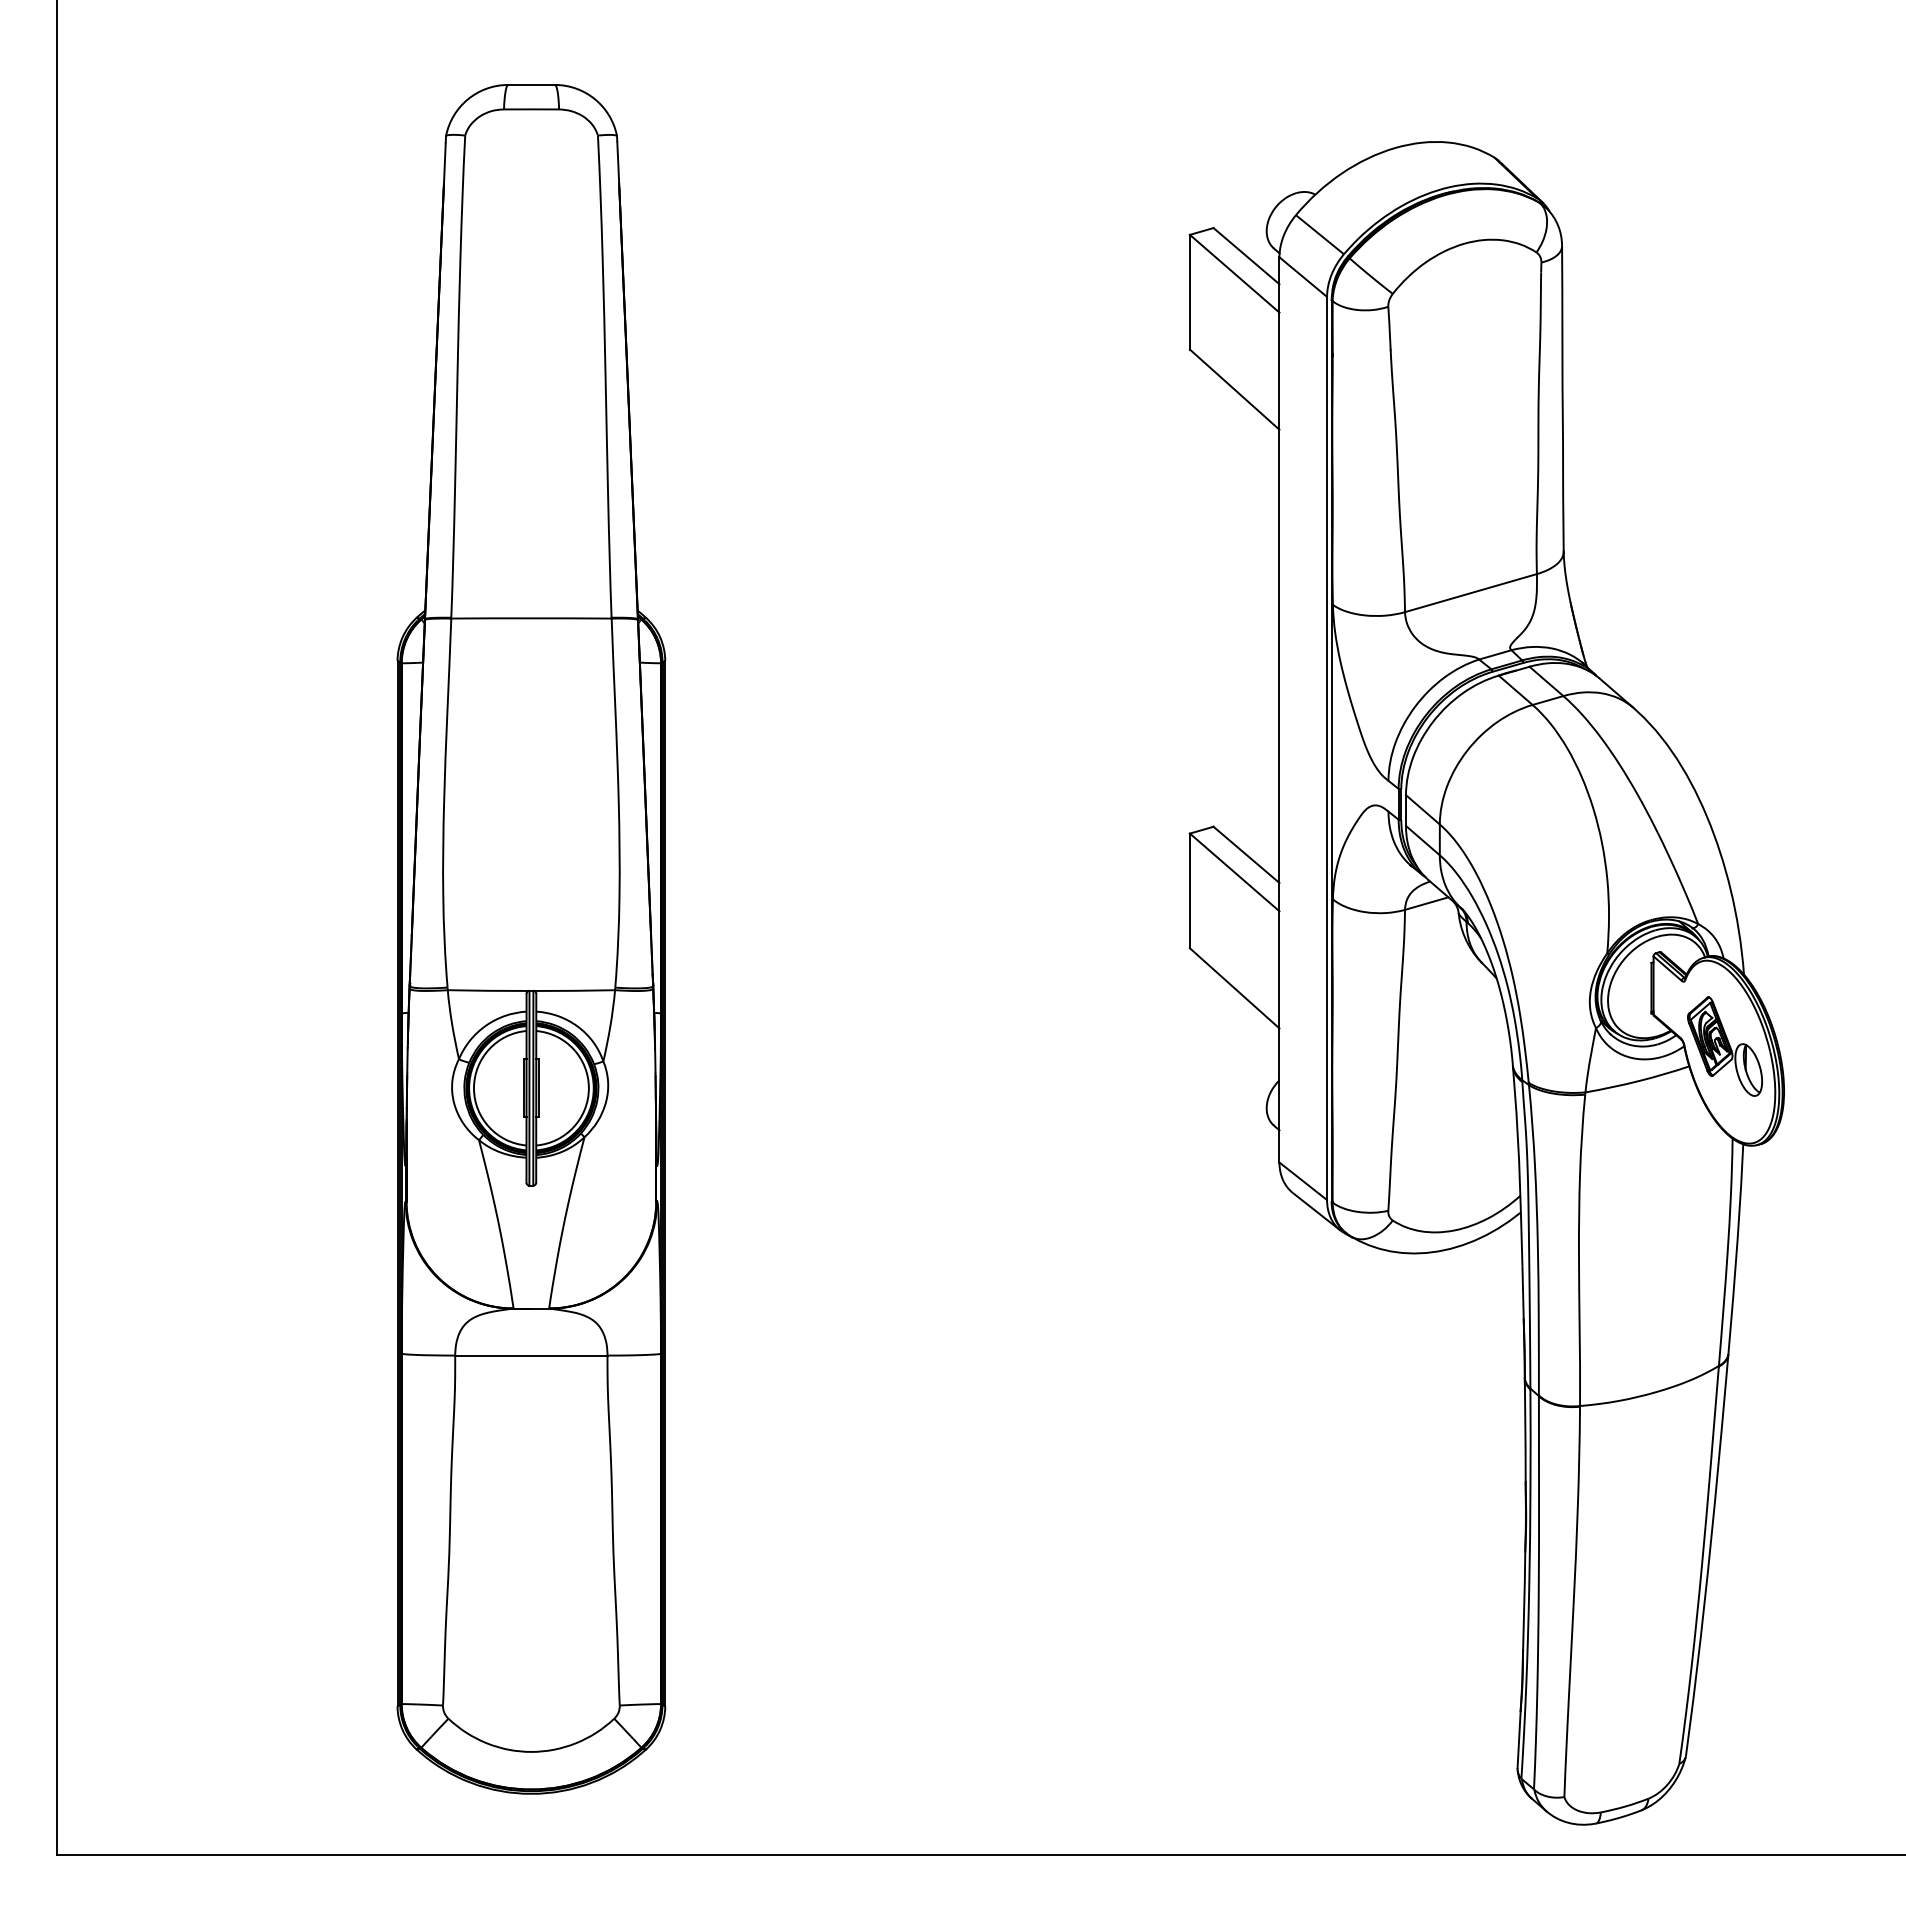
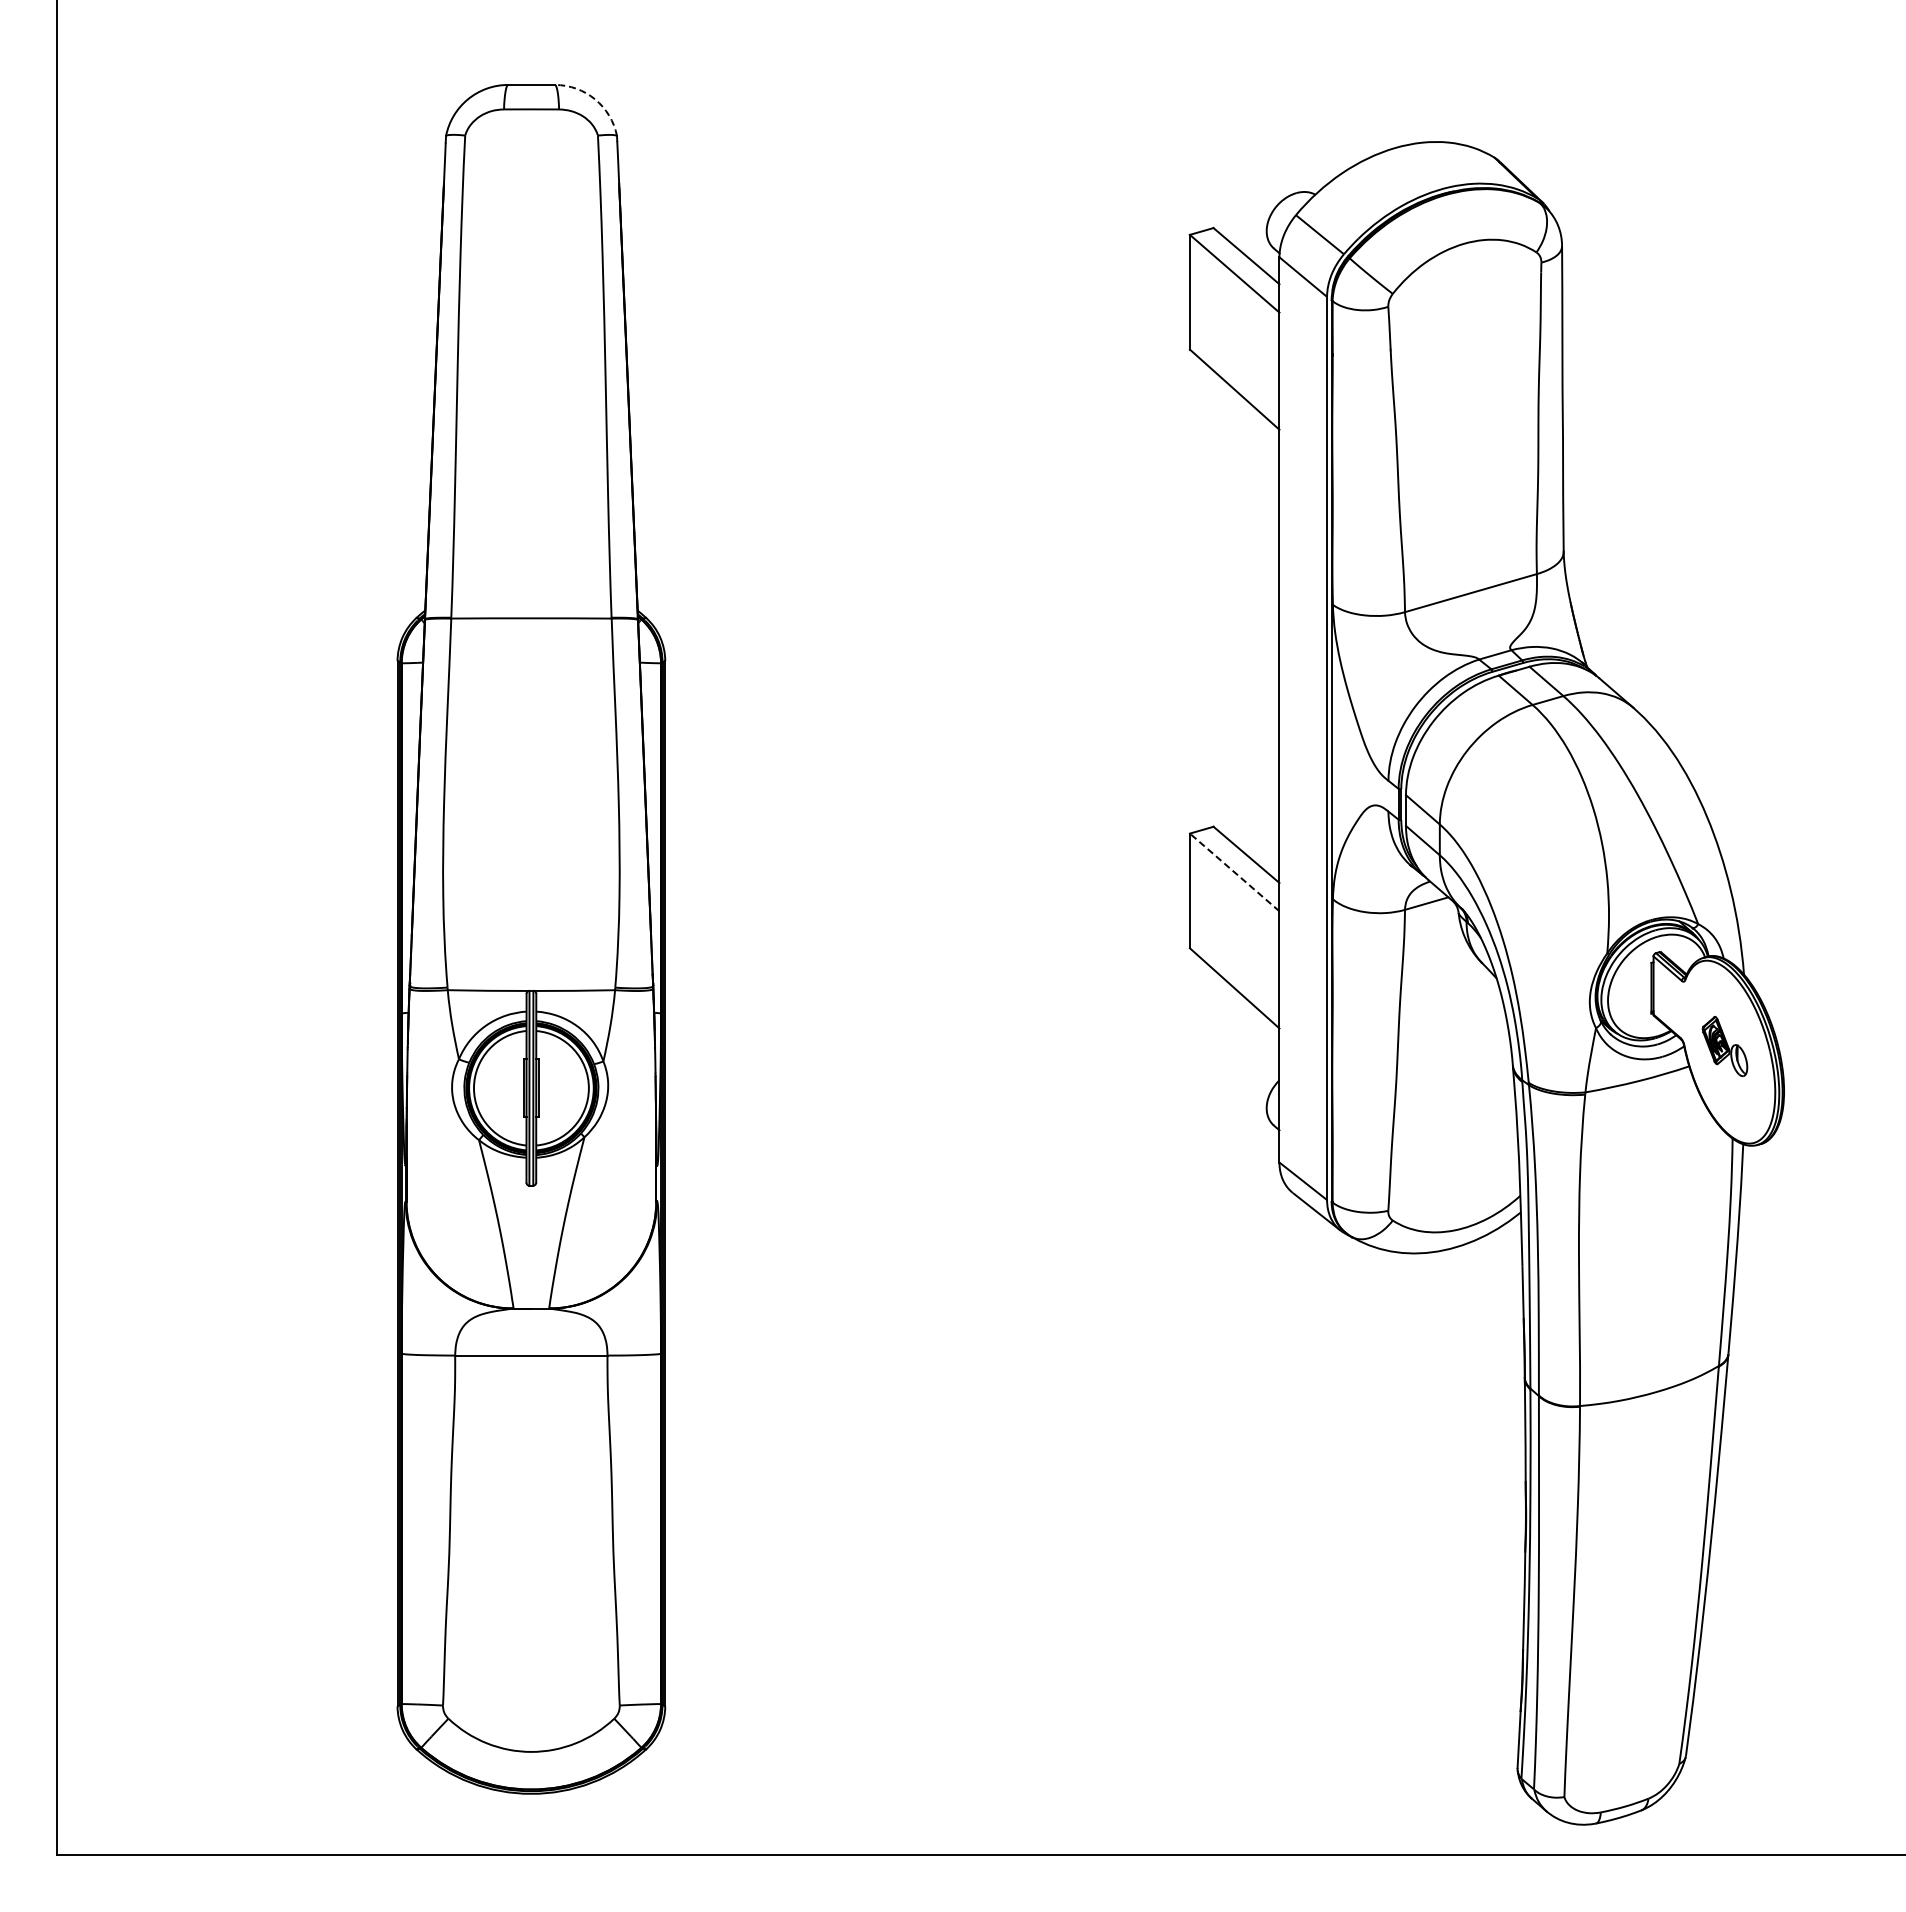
arc: solid -> dashed (595, 99)
line: solid -> dashed (1234, 872)
part size: 76x101 px -> 48x63 px (1724, 1046)
